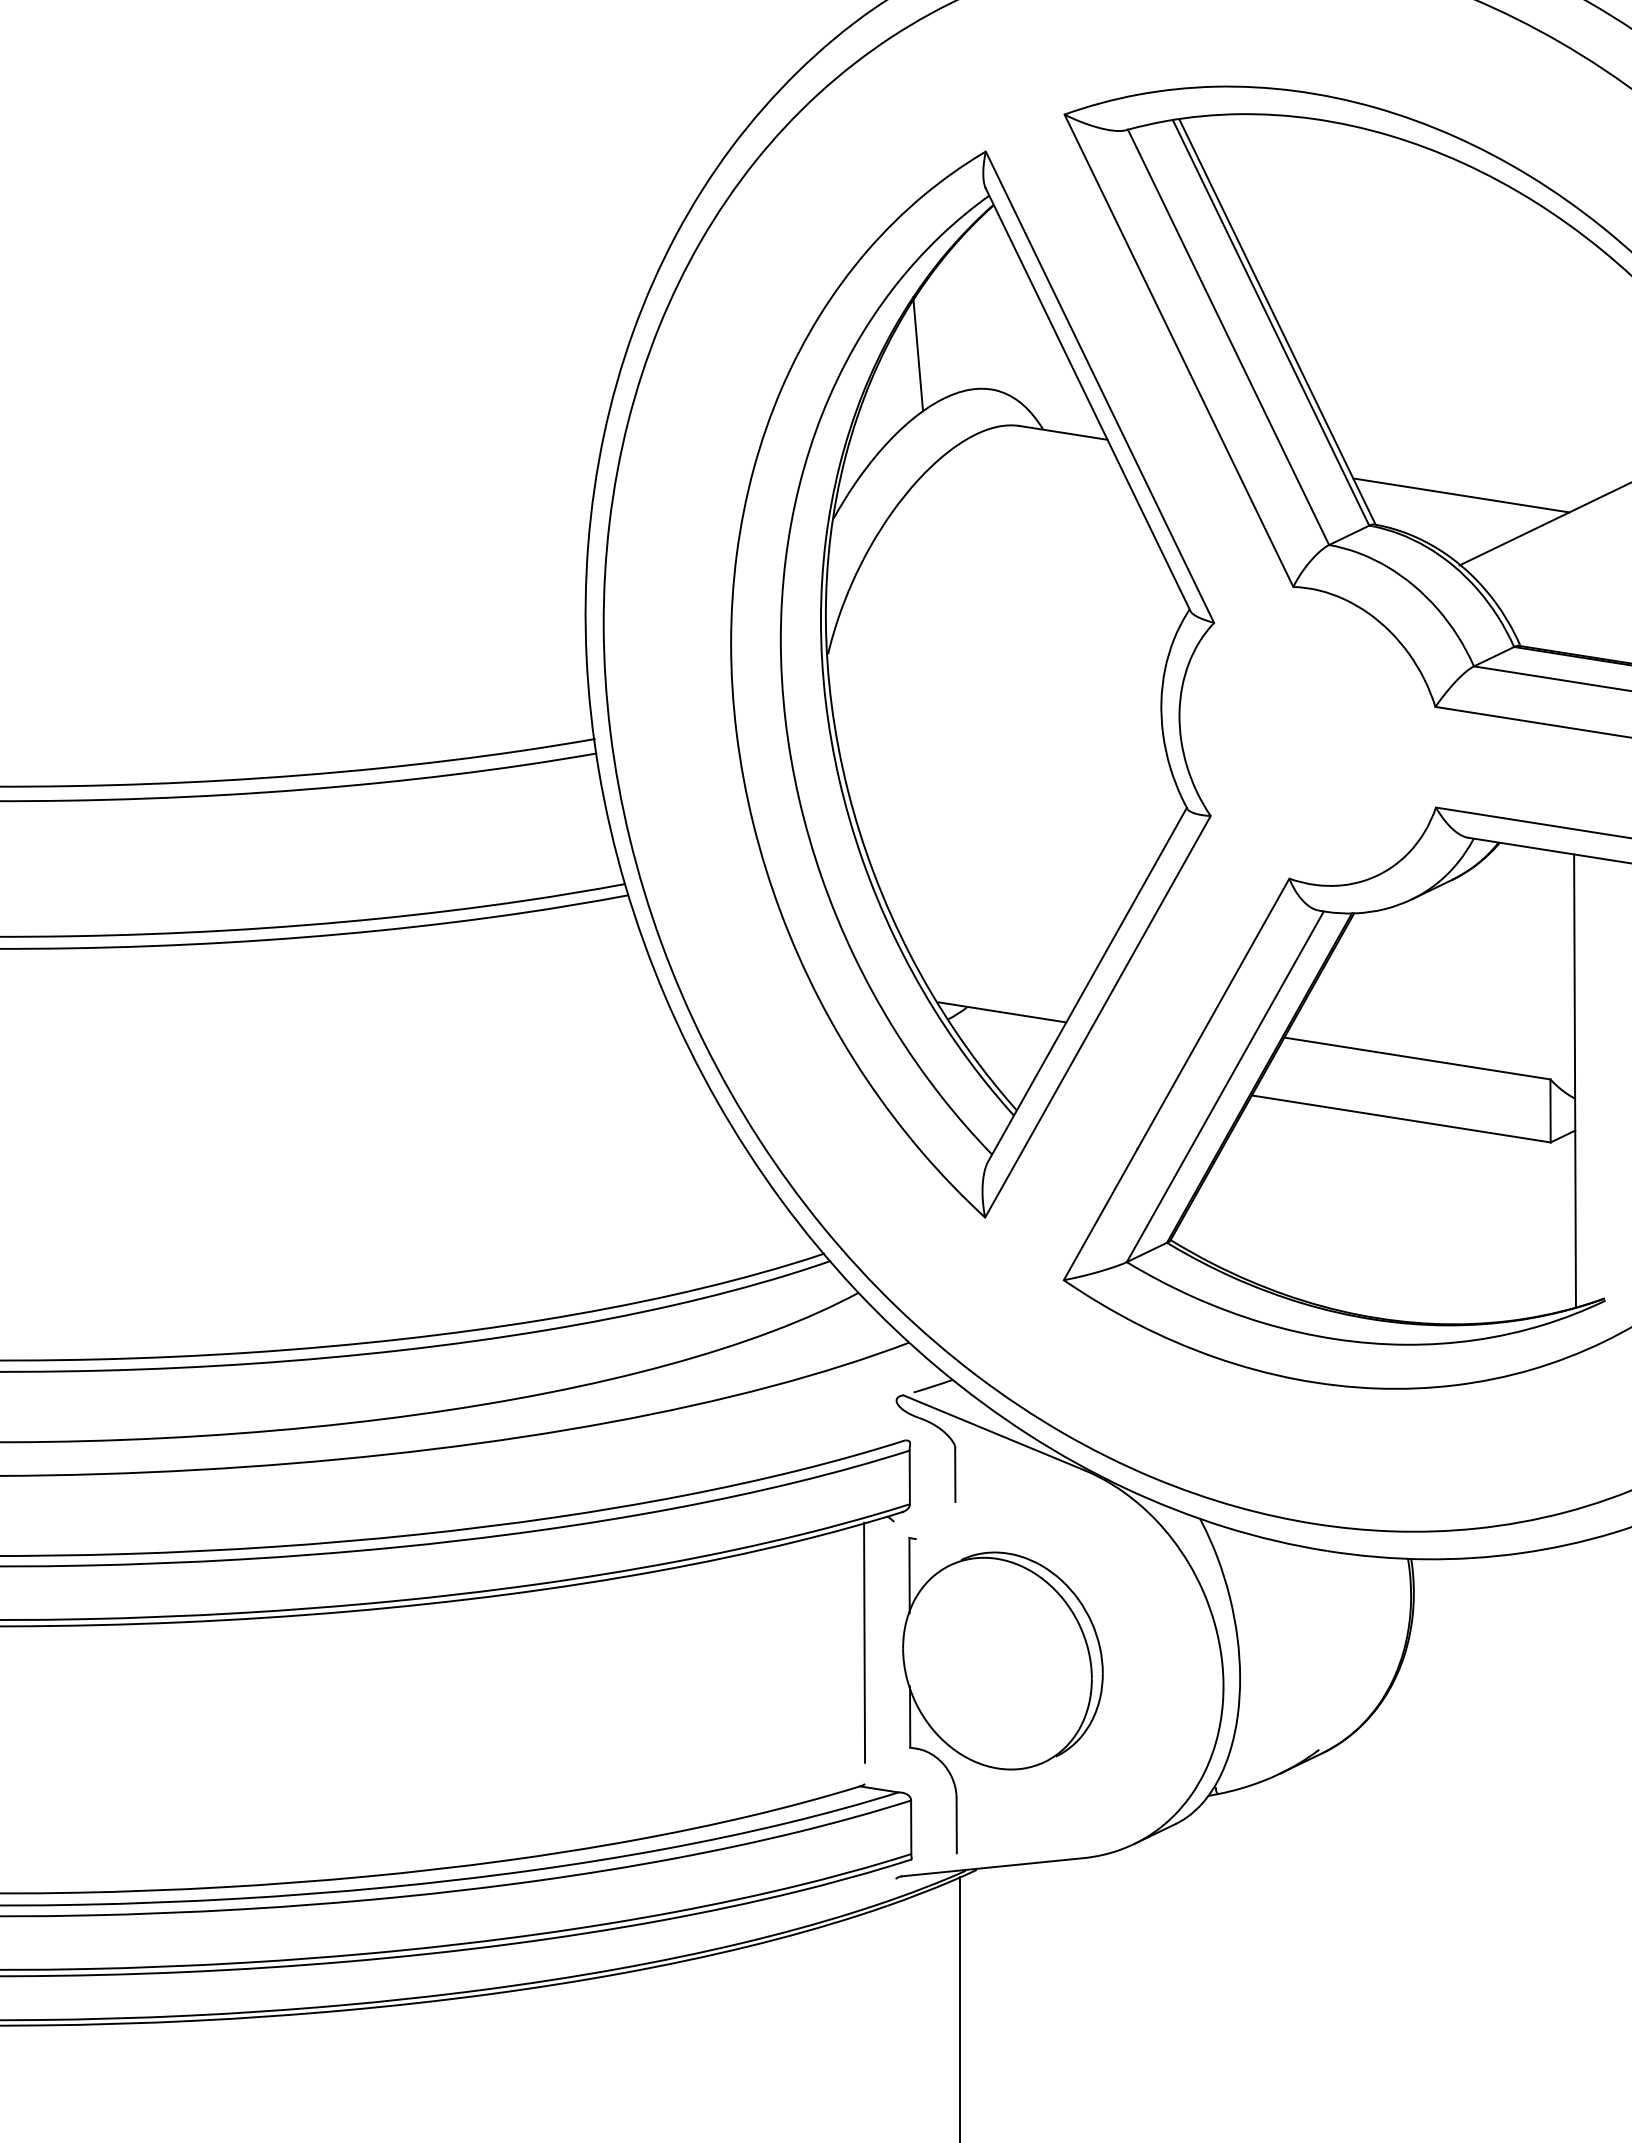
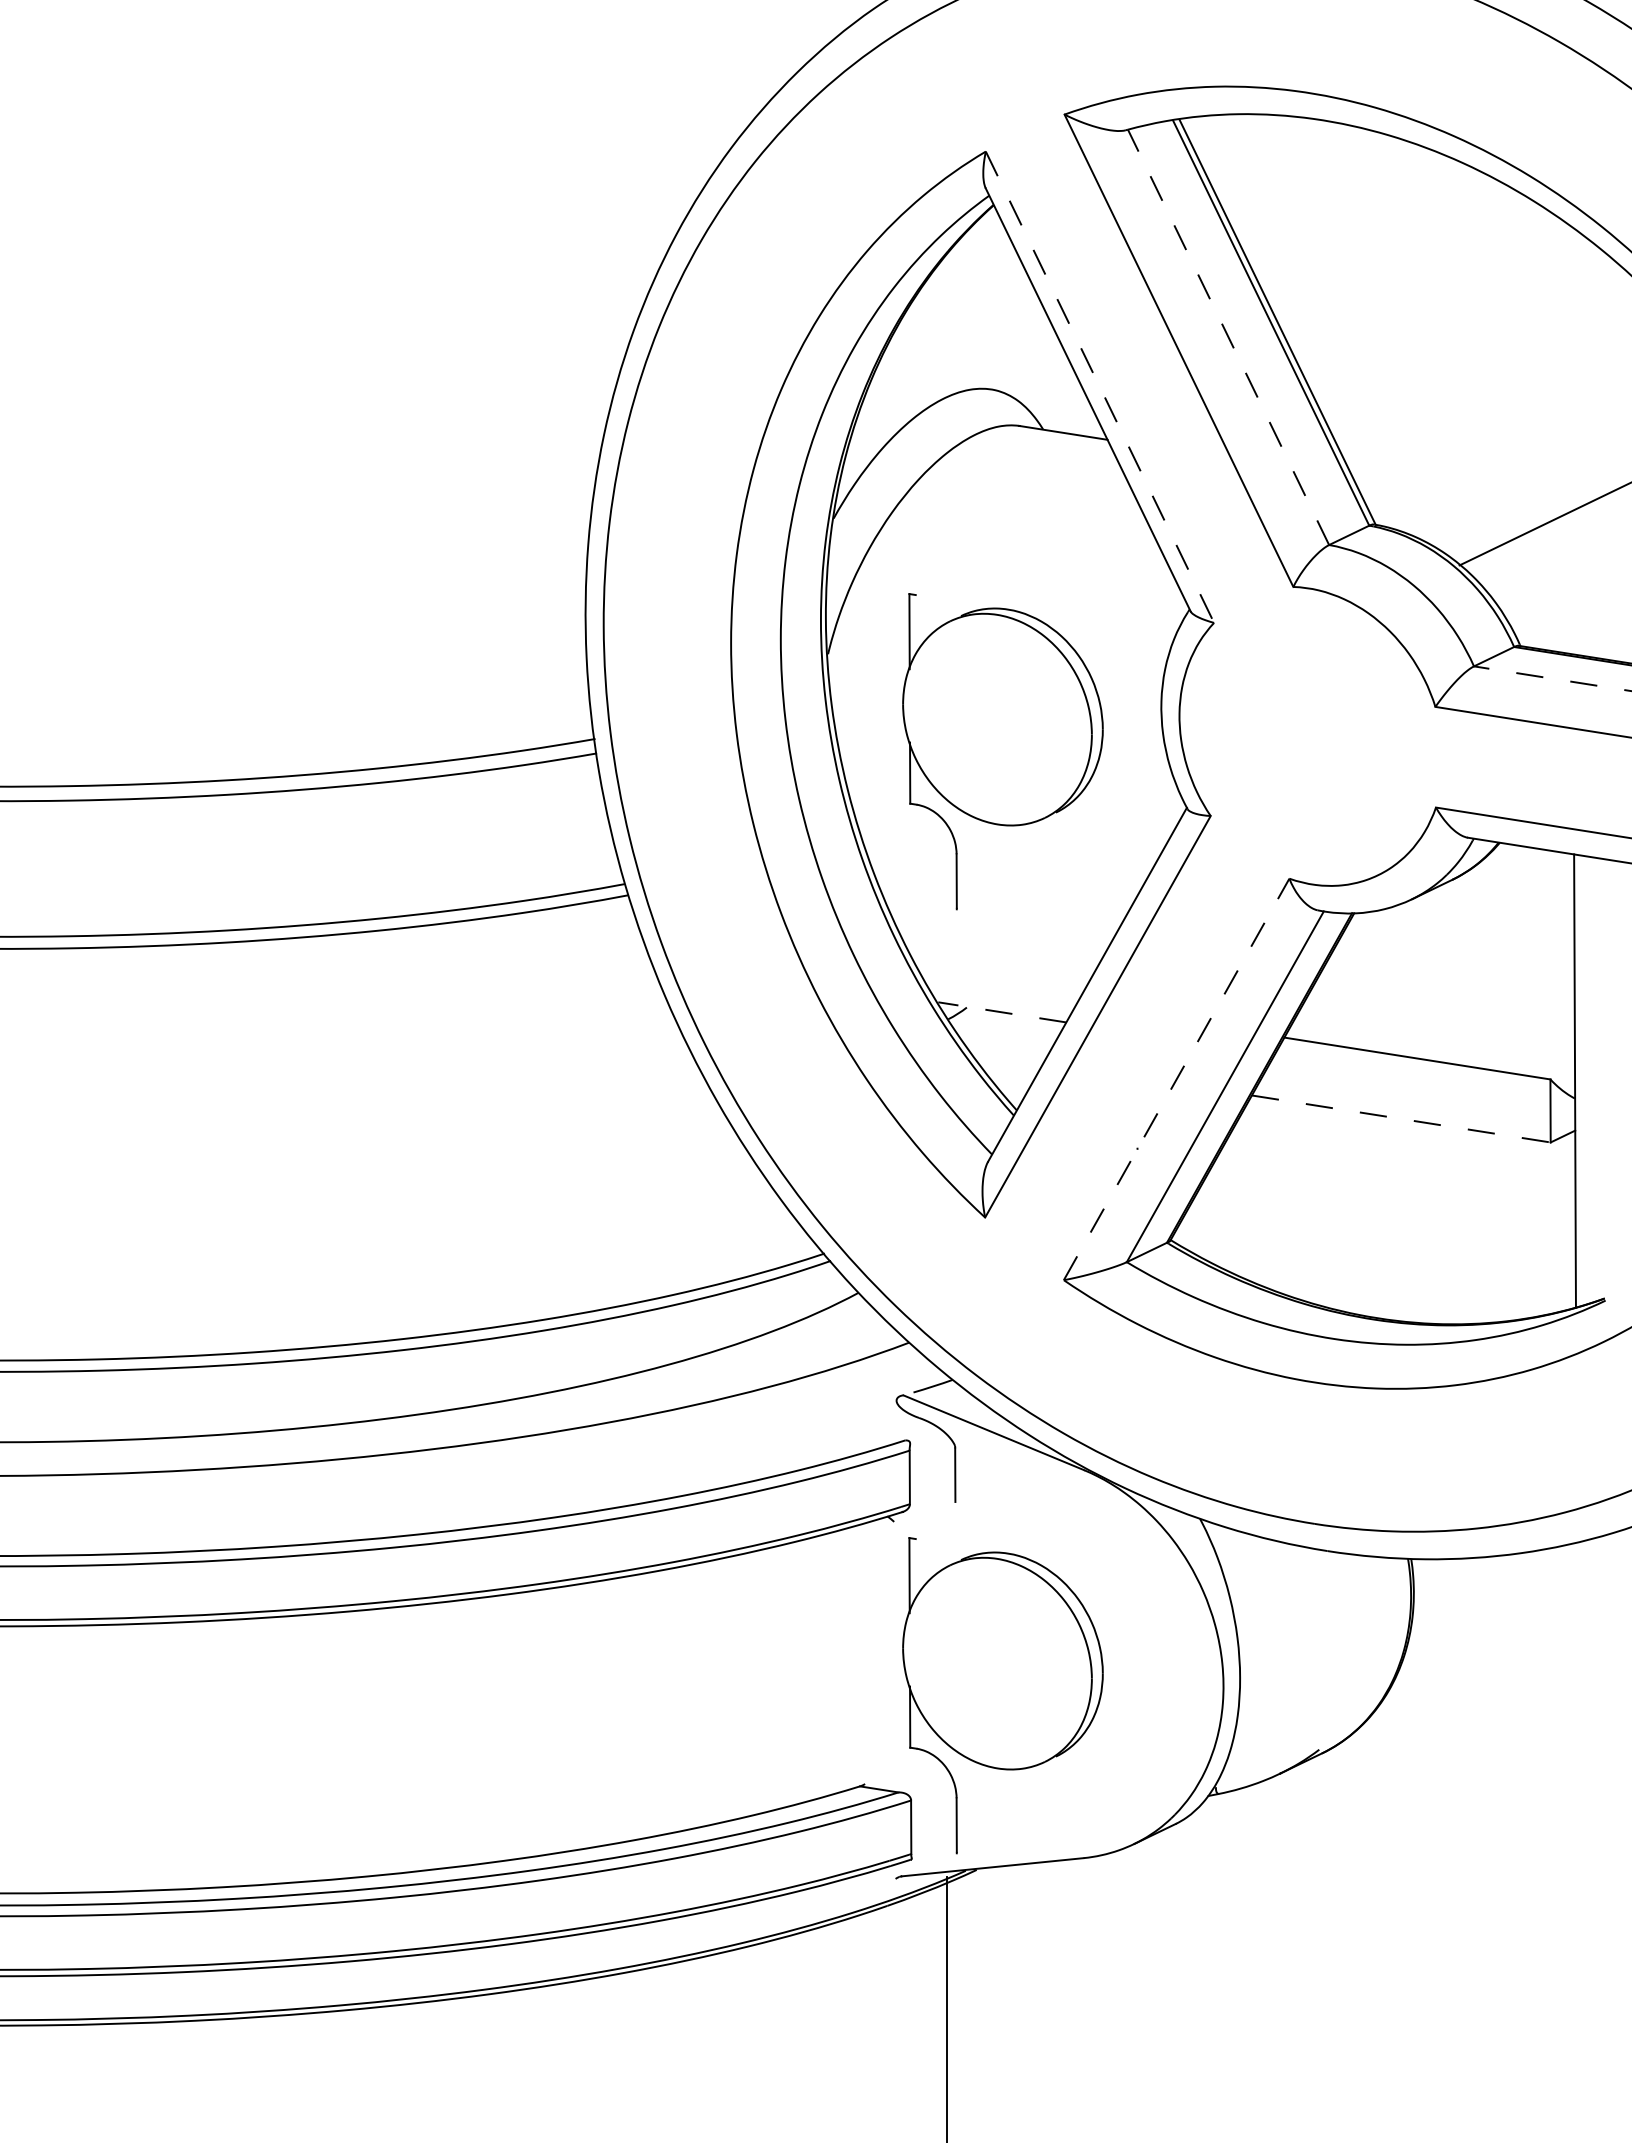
line: solid -> dashed (1228, 337)
line: present -> none (918, 354)
line: solid -> dashed (1099, 387)
line: present -> none (1461, 495)
line: solid -> dashed (1552, 678)
part: none -> present (1002, 751)
line: solid -> dashed (1002, 1012)
line: solid -> dashed (1176, 1079)
line: solid -> dashed (1401, 1119)
line: present -> none (864, 1642)
line position: (960, 2008) -> (947, 2008) (947, 2008)
